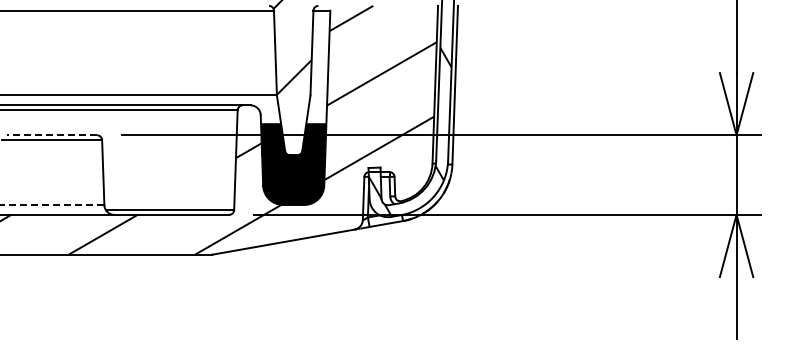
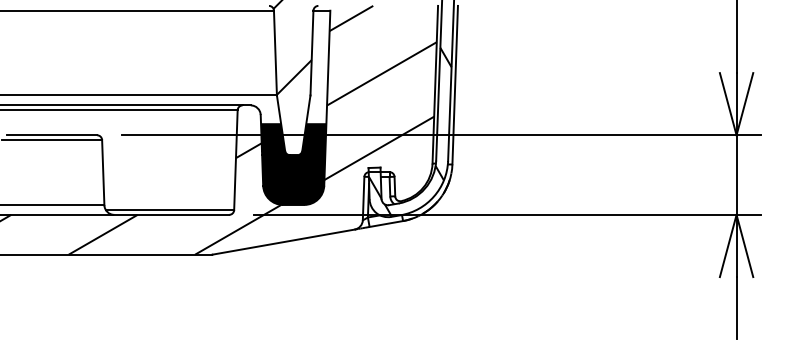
line: dashed -> solid (52, 135)
line: dashed -> solid (51, 205)
